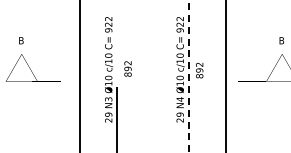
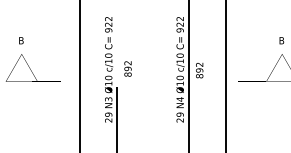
line: dashed -> solid (188, 76)
